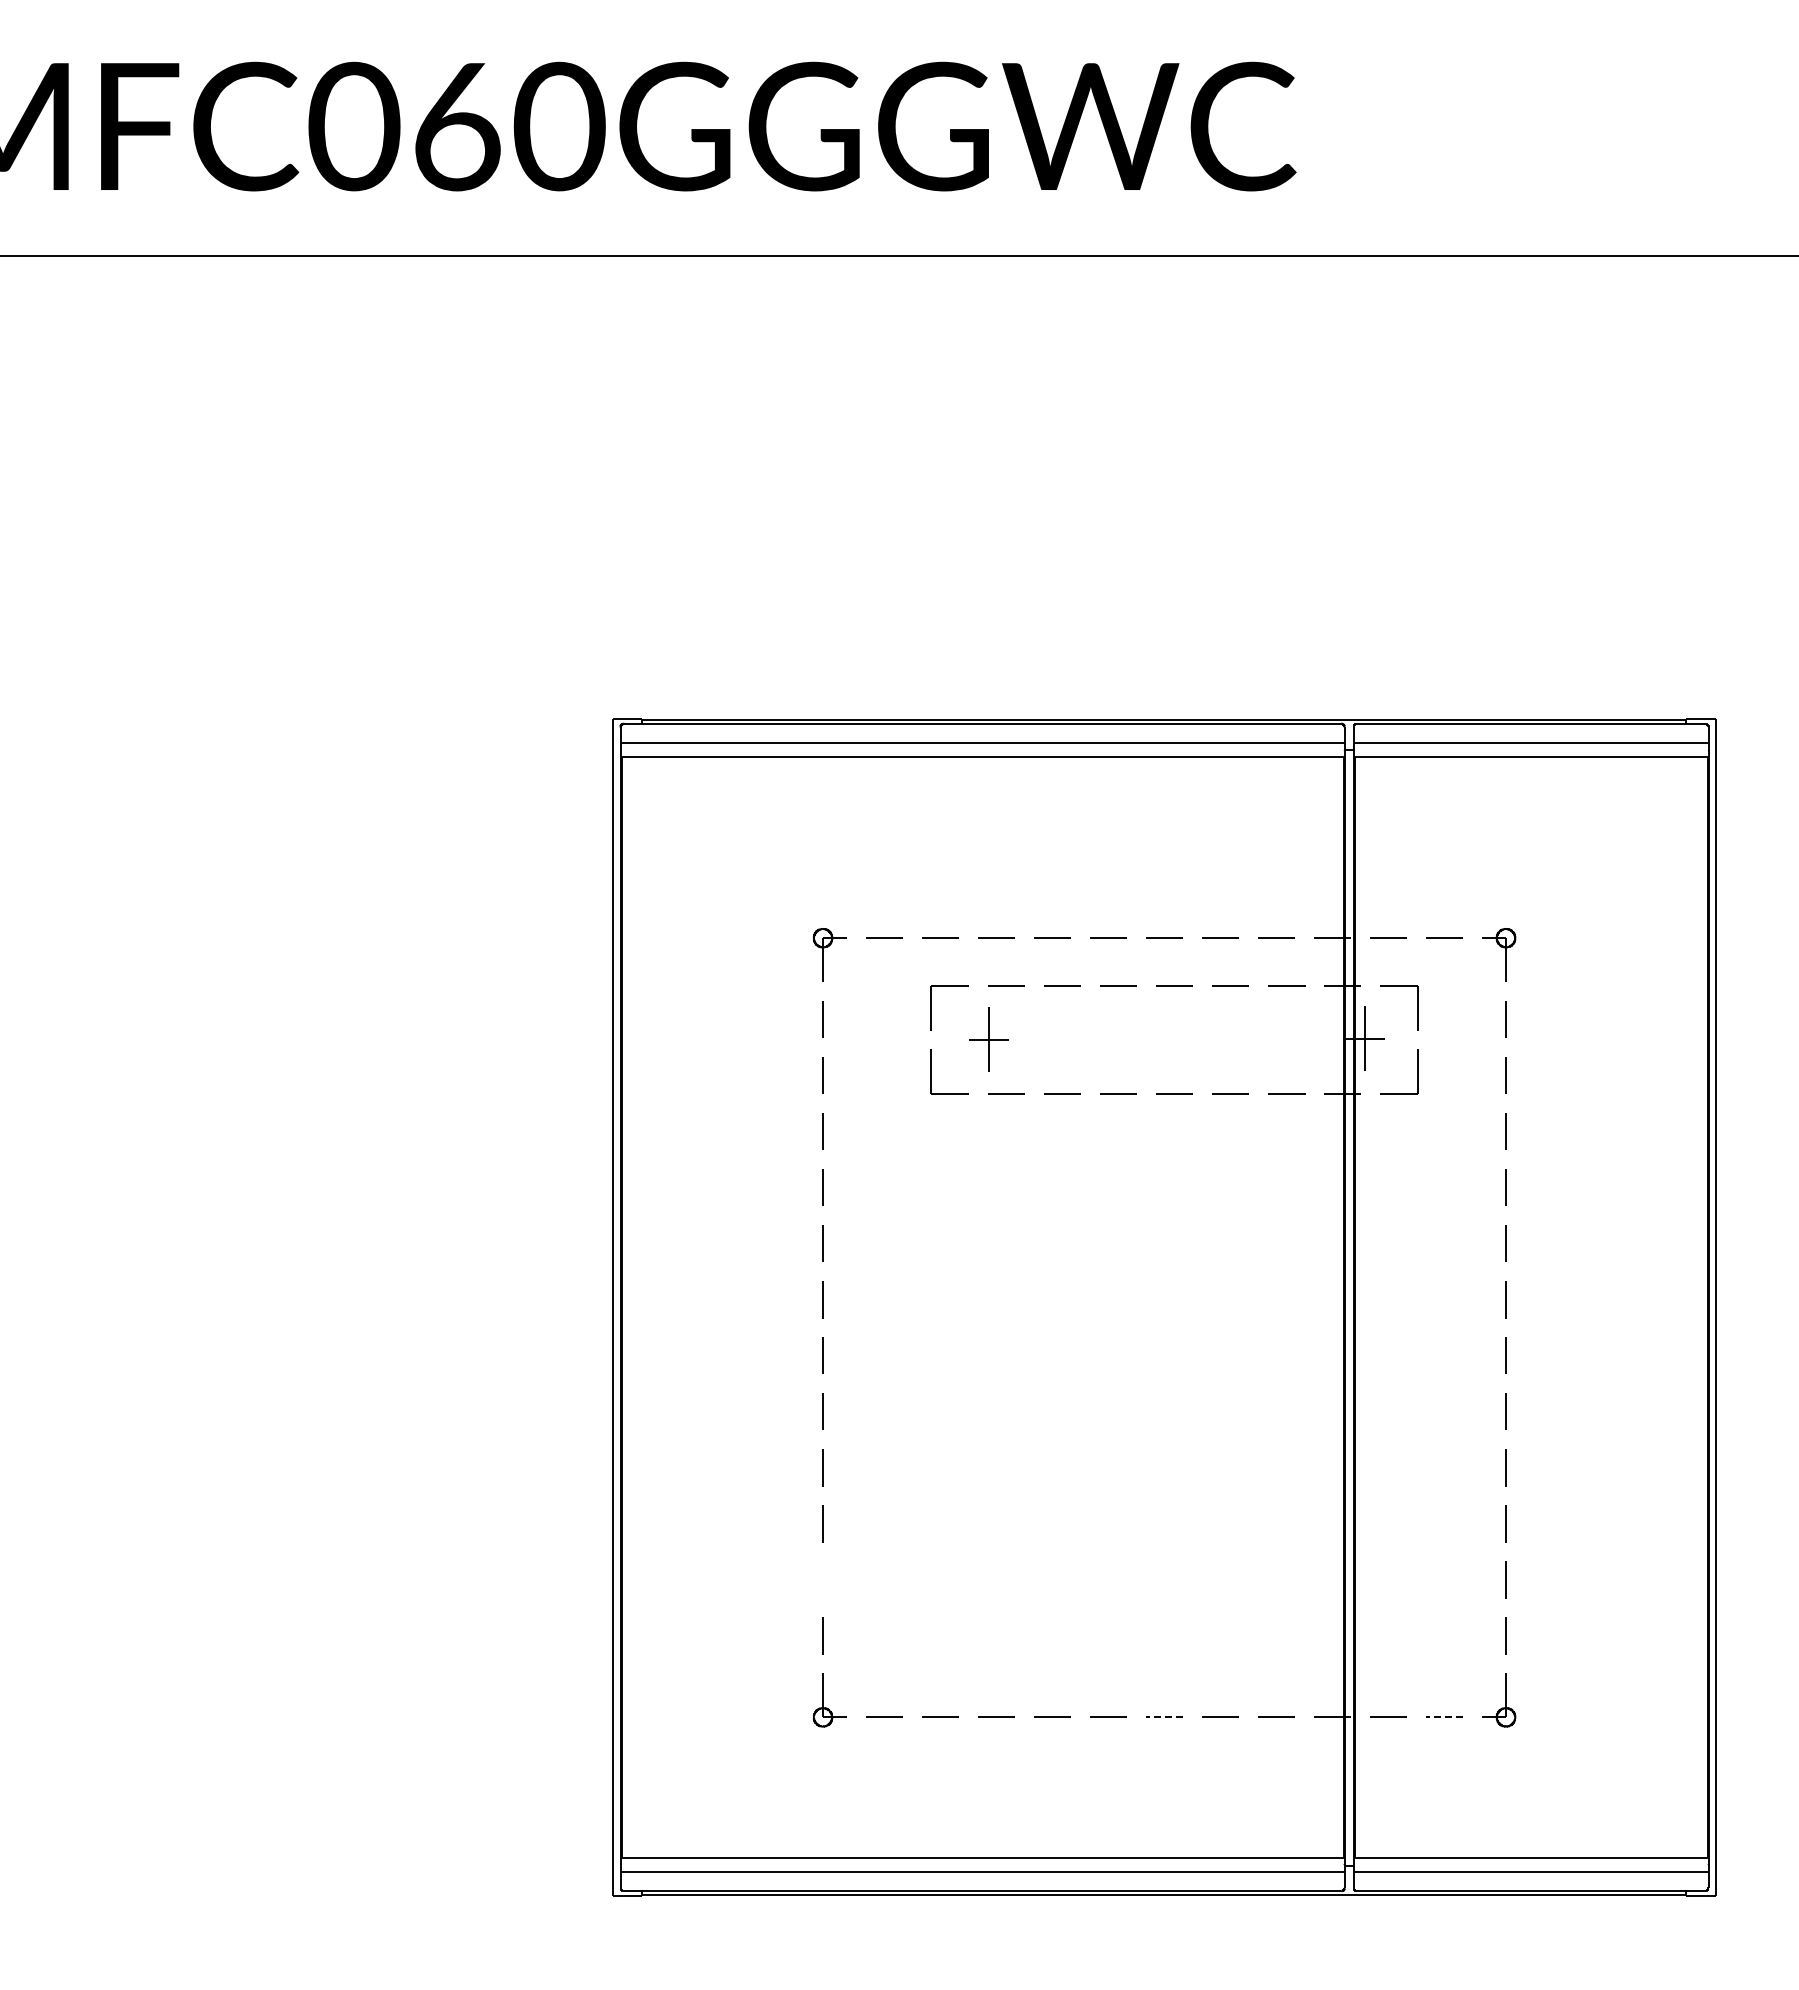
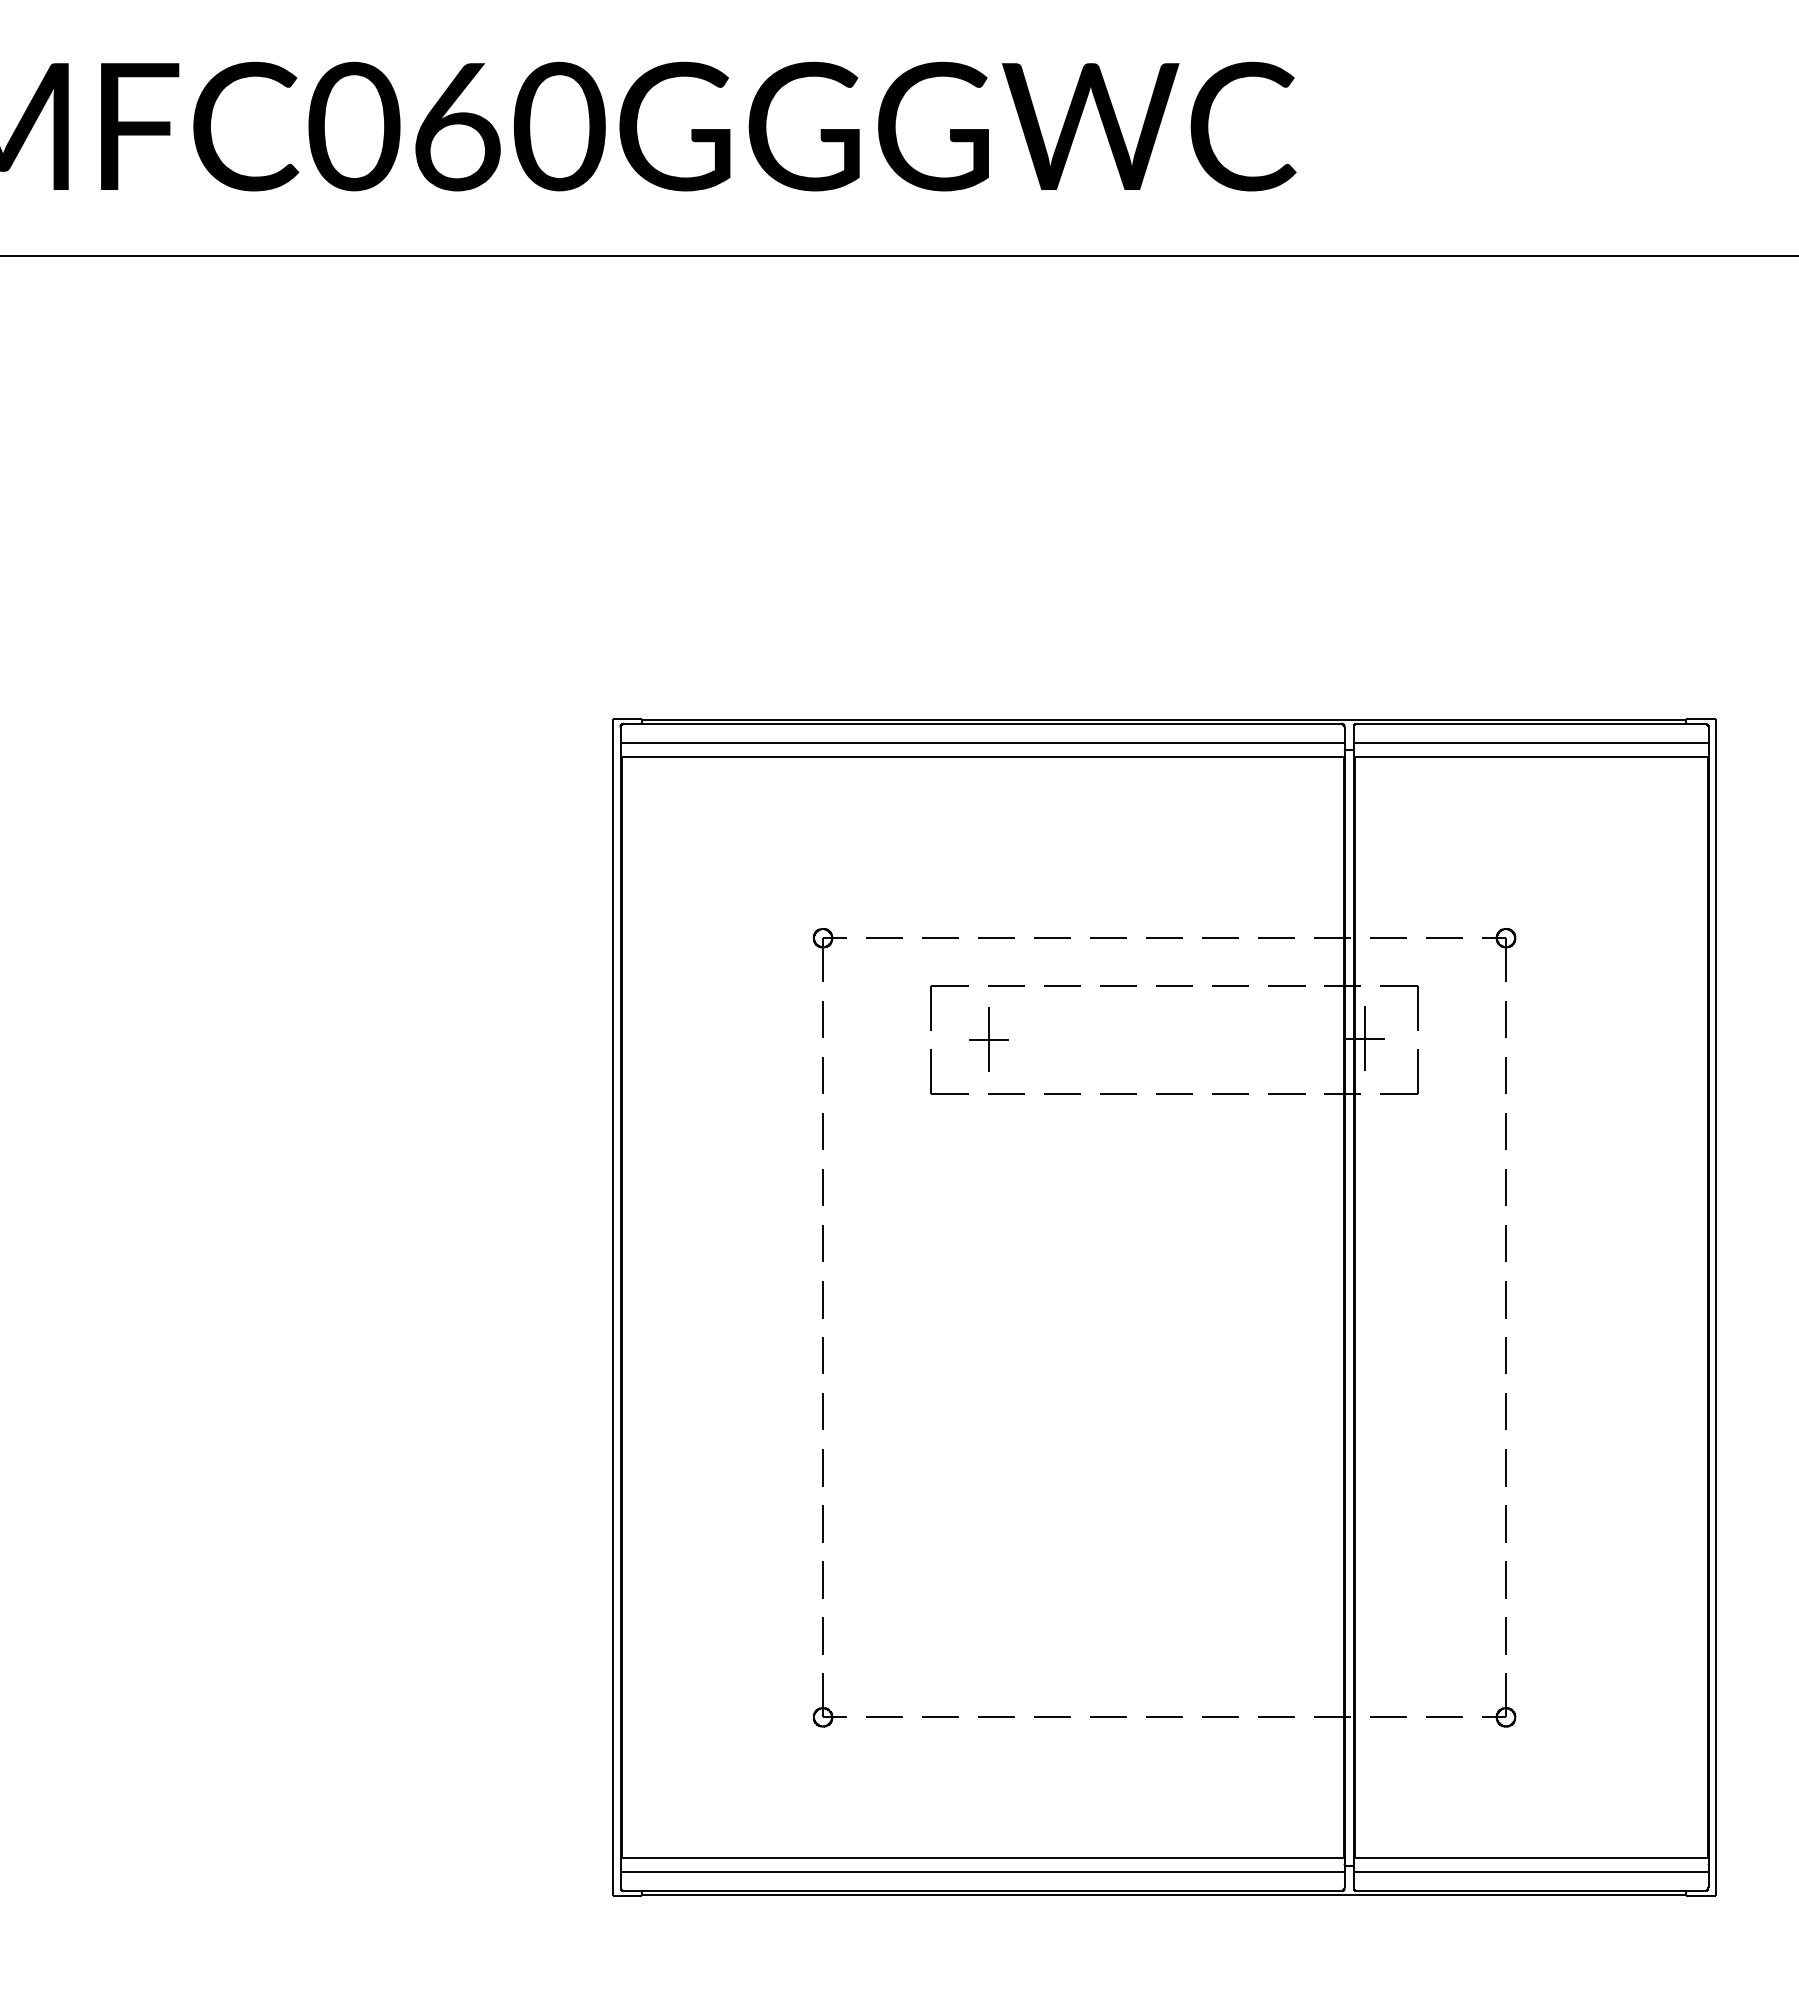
line: none -> present (822, 1579)
line: dashed -> solid (1164, 1717)
line: dashed -> solid (1444, 1717)
